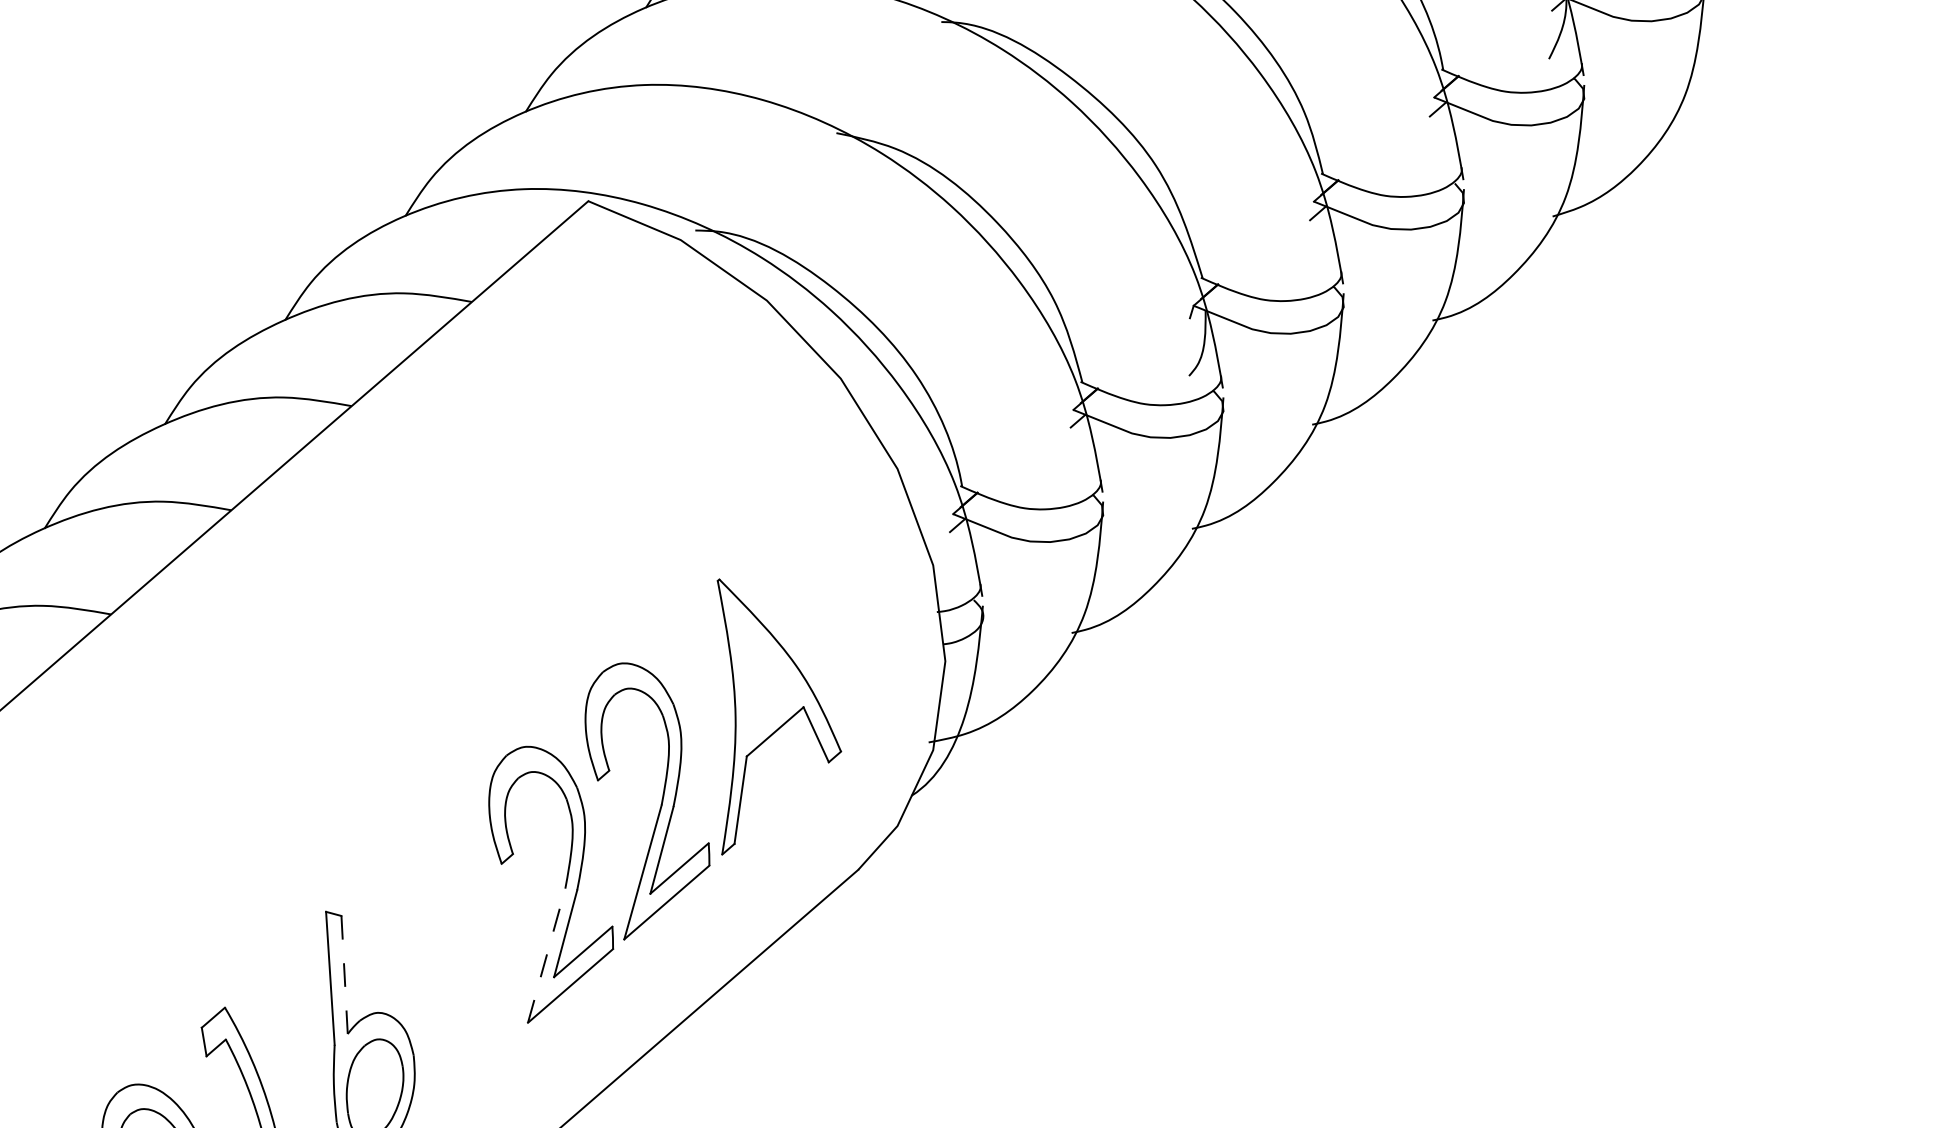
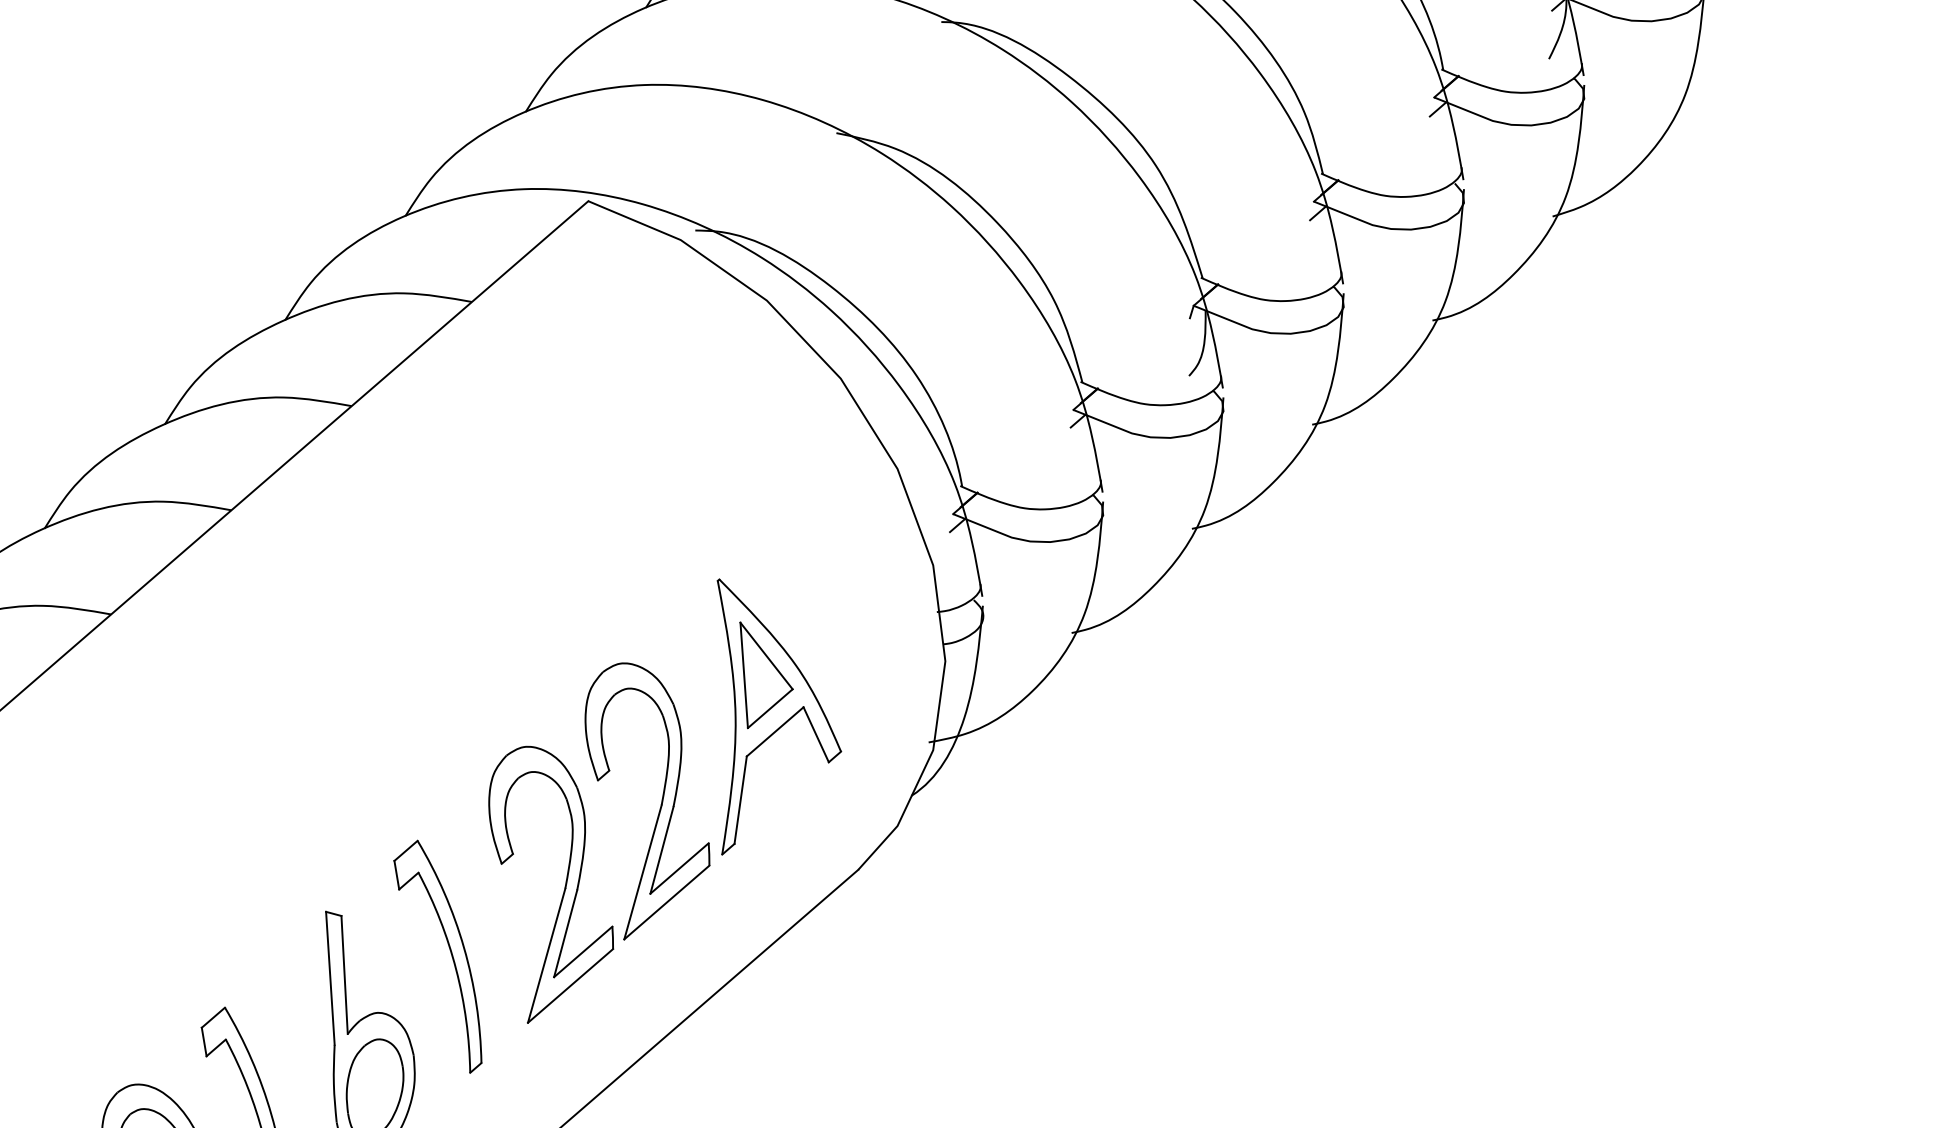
part: none -> present (766, 675)
part: none -> present (450, 953)
line: dashed -> solid (546, 955)
line: dashed -> solid (344, 975)
